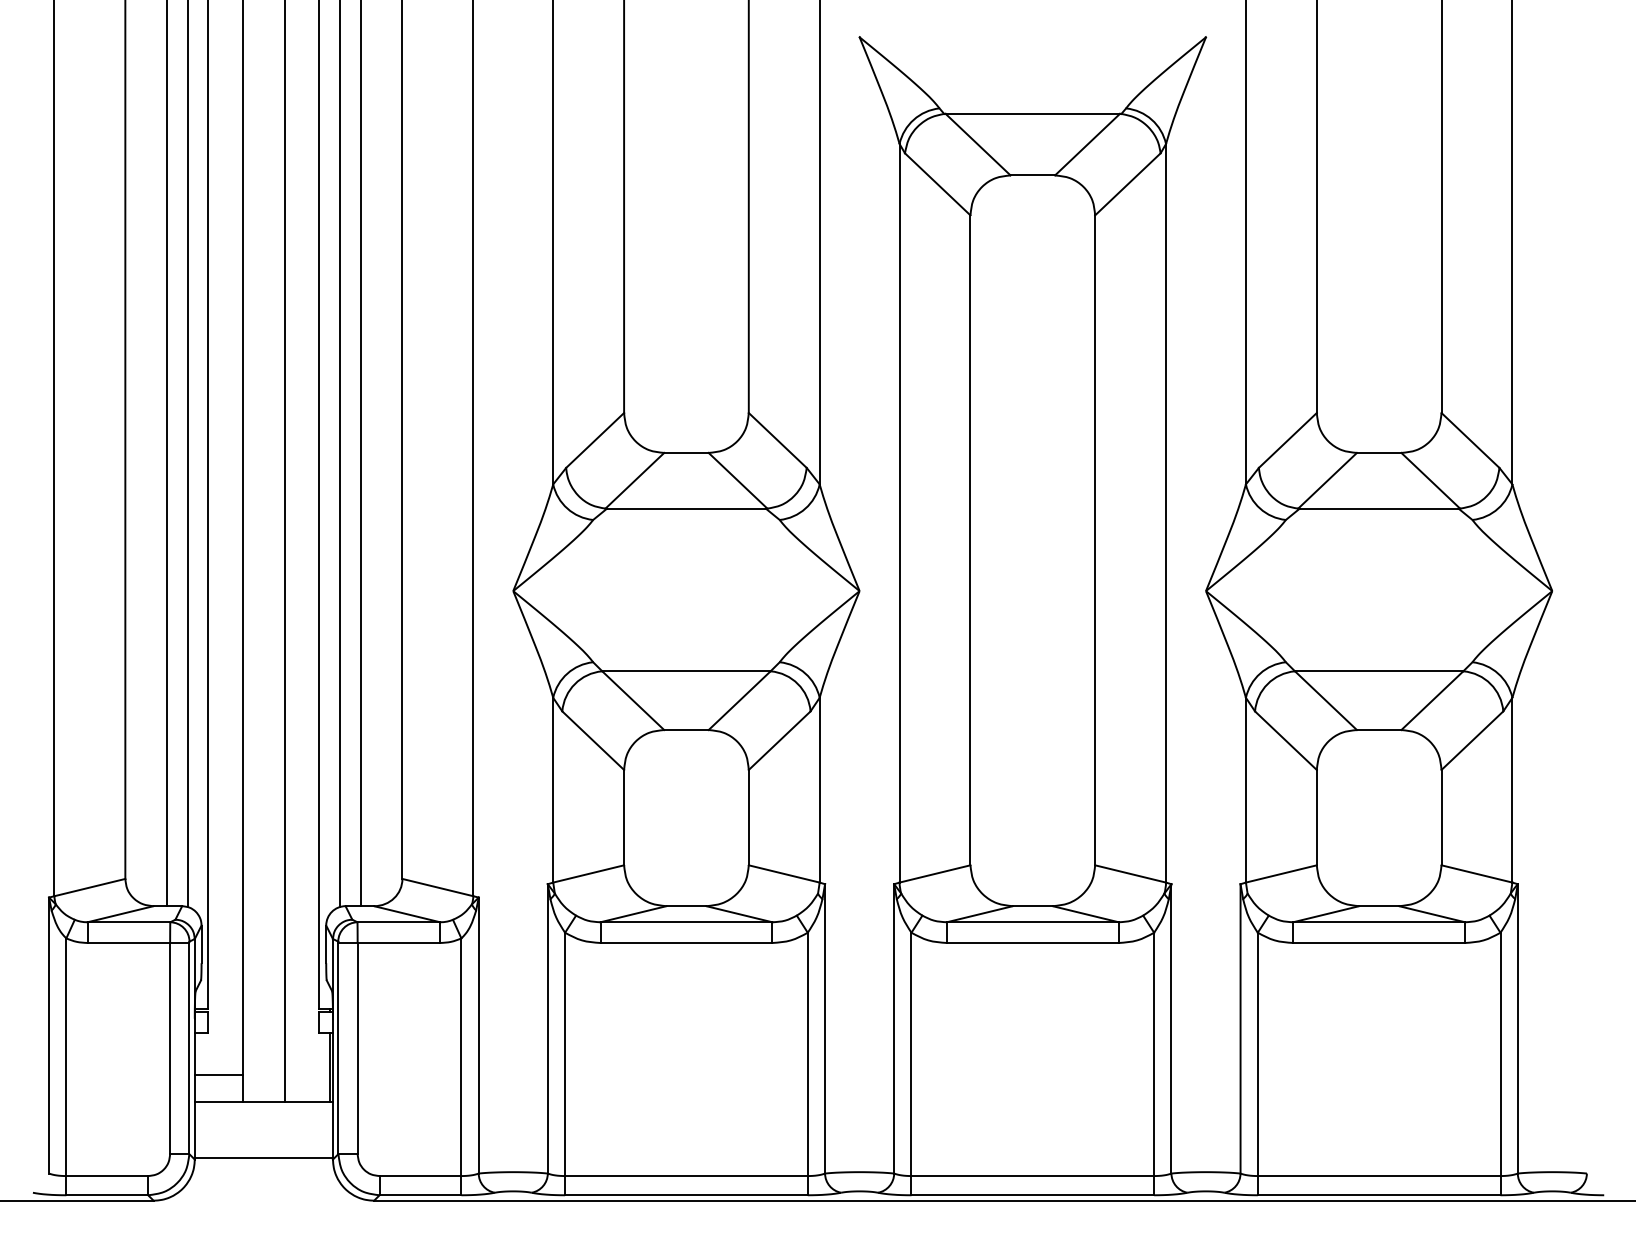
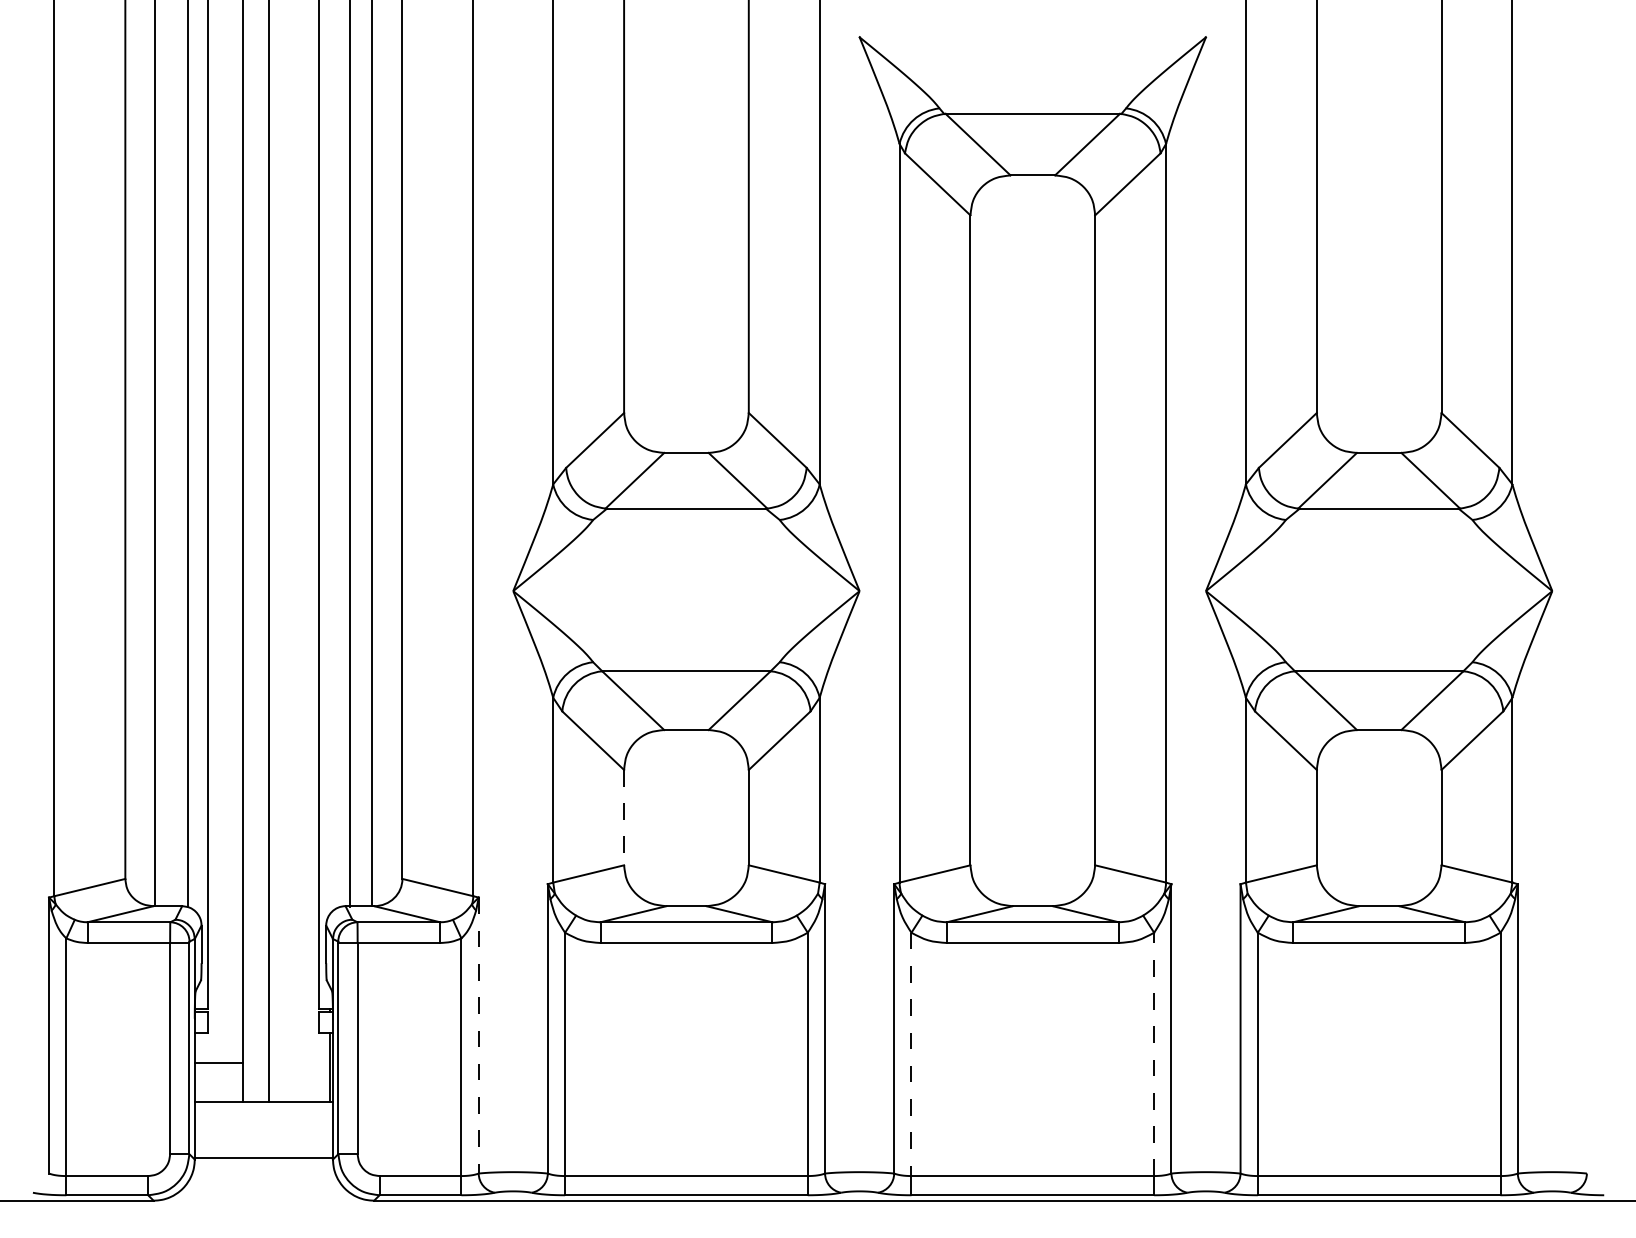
line position: (166, 454) -> (154, 454) (154, 454)
line position: (340, 454) -> (350, 454) (350, 454)
line position: (360, 454) -> (371, 454) (371, 454)
line position: (284, 552) -> (268, 552) (268, 552)
line: solid -> dashed (624, 817)
line: solid -> dashed (478, 1035)
line: solid -> dashed (911, 1054)
line: solid -> dashed (1154, 1054)
line position: (218, 1074) -> (218, 1062) (218, 1062)
